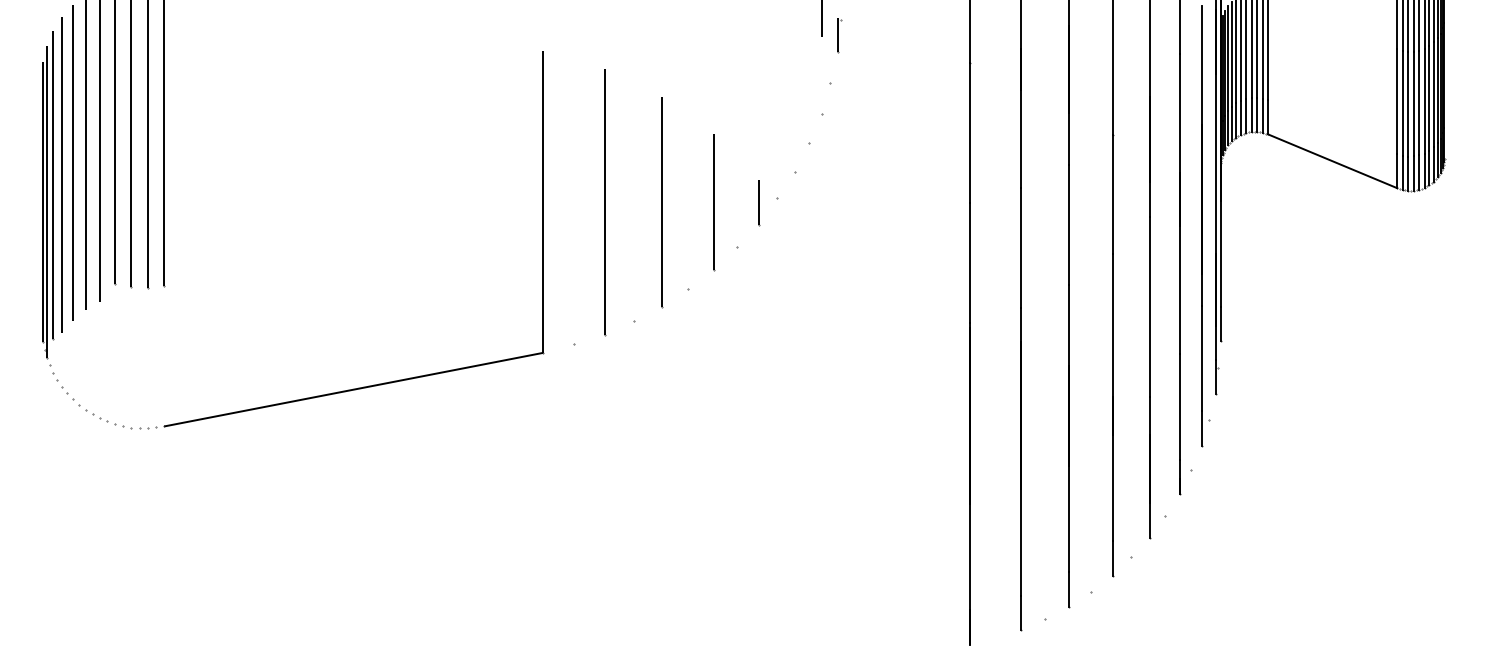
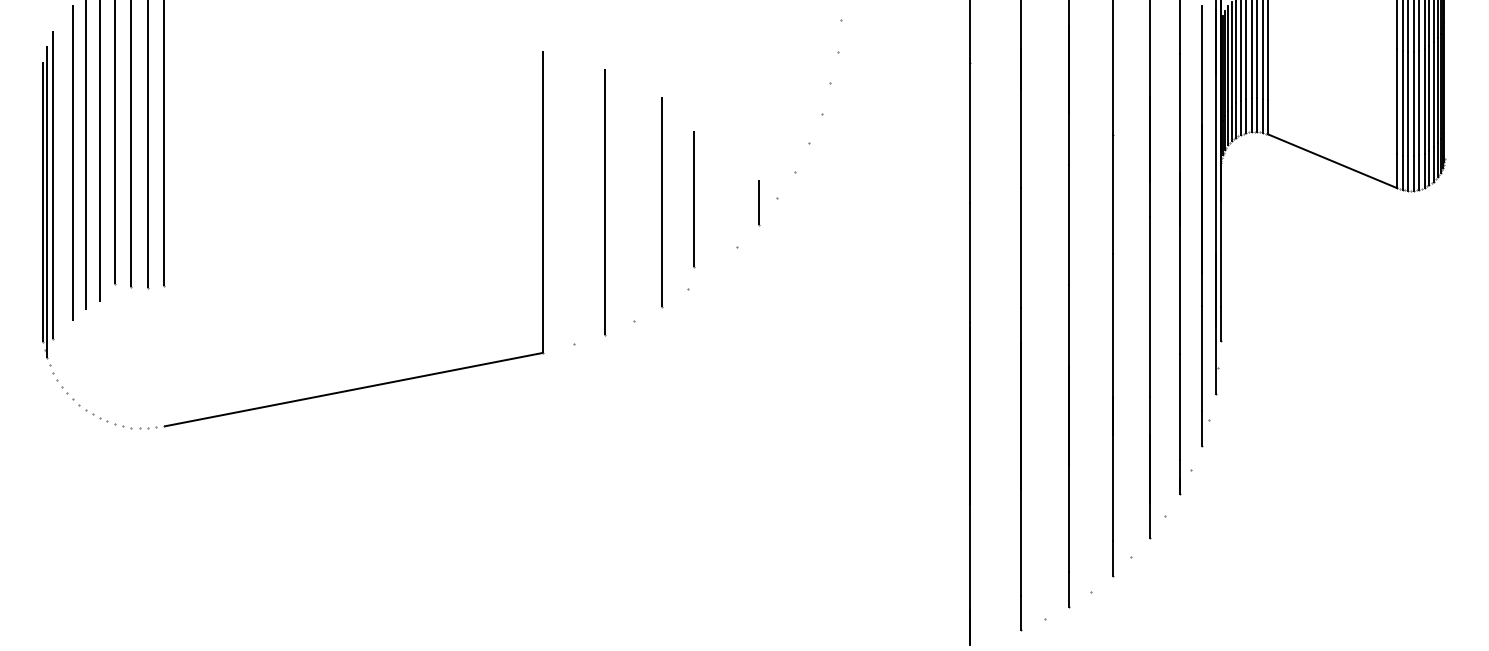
line: present -> none (821, 19)
line: present -> none (838, 34)
line: present -> none (61, 174)
line position: (714, 202) -> (694, 199) (694, 199)
